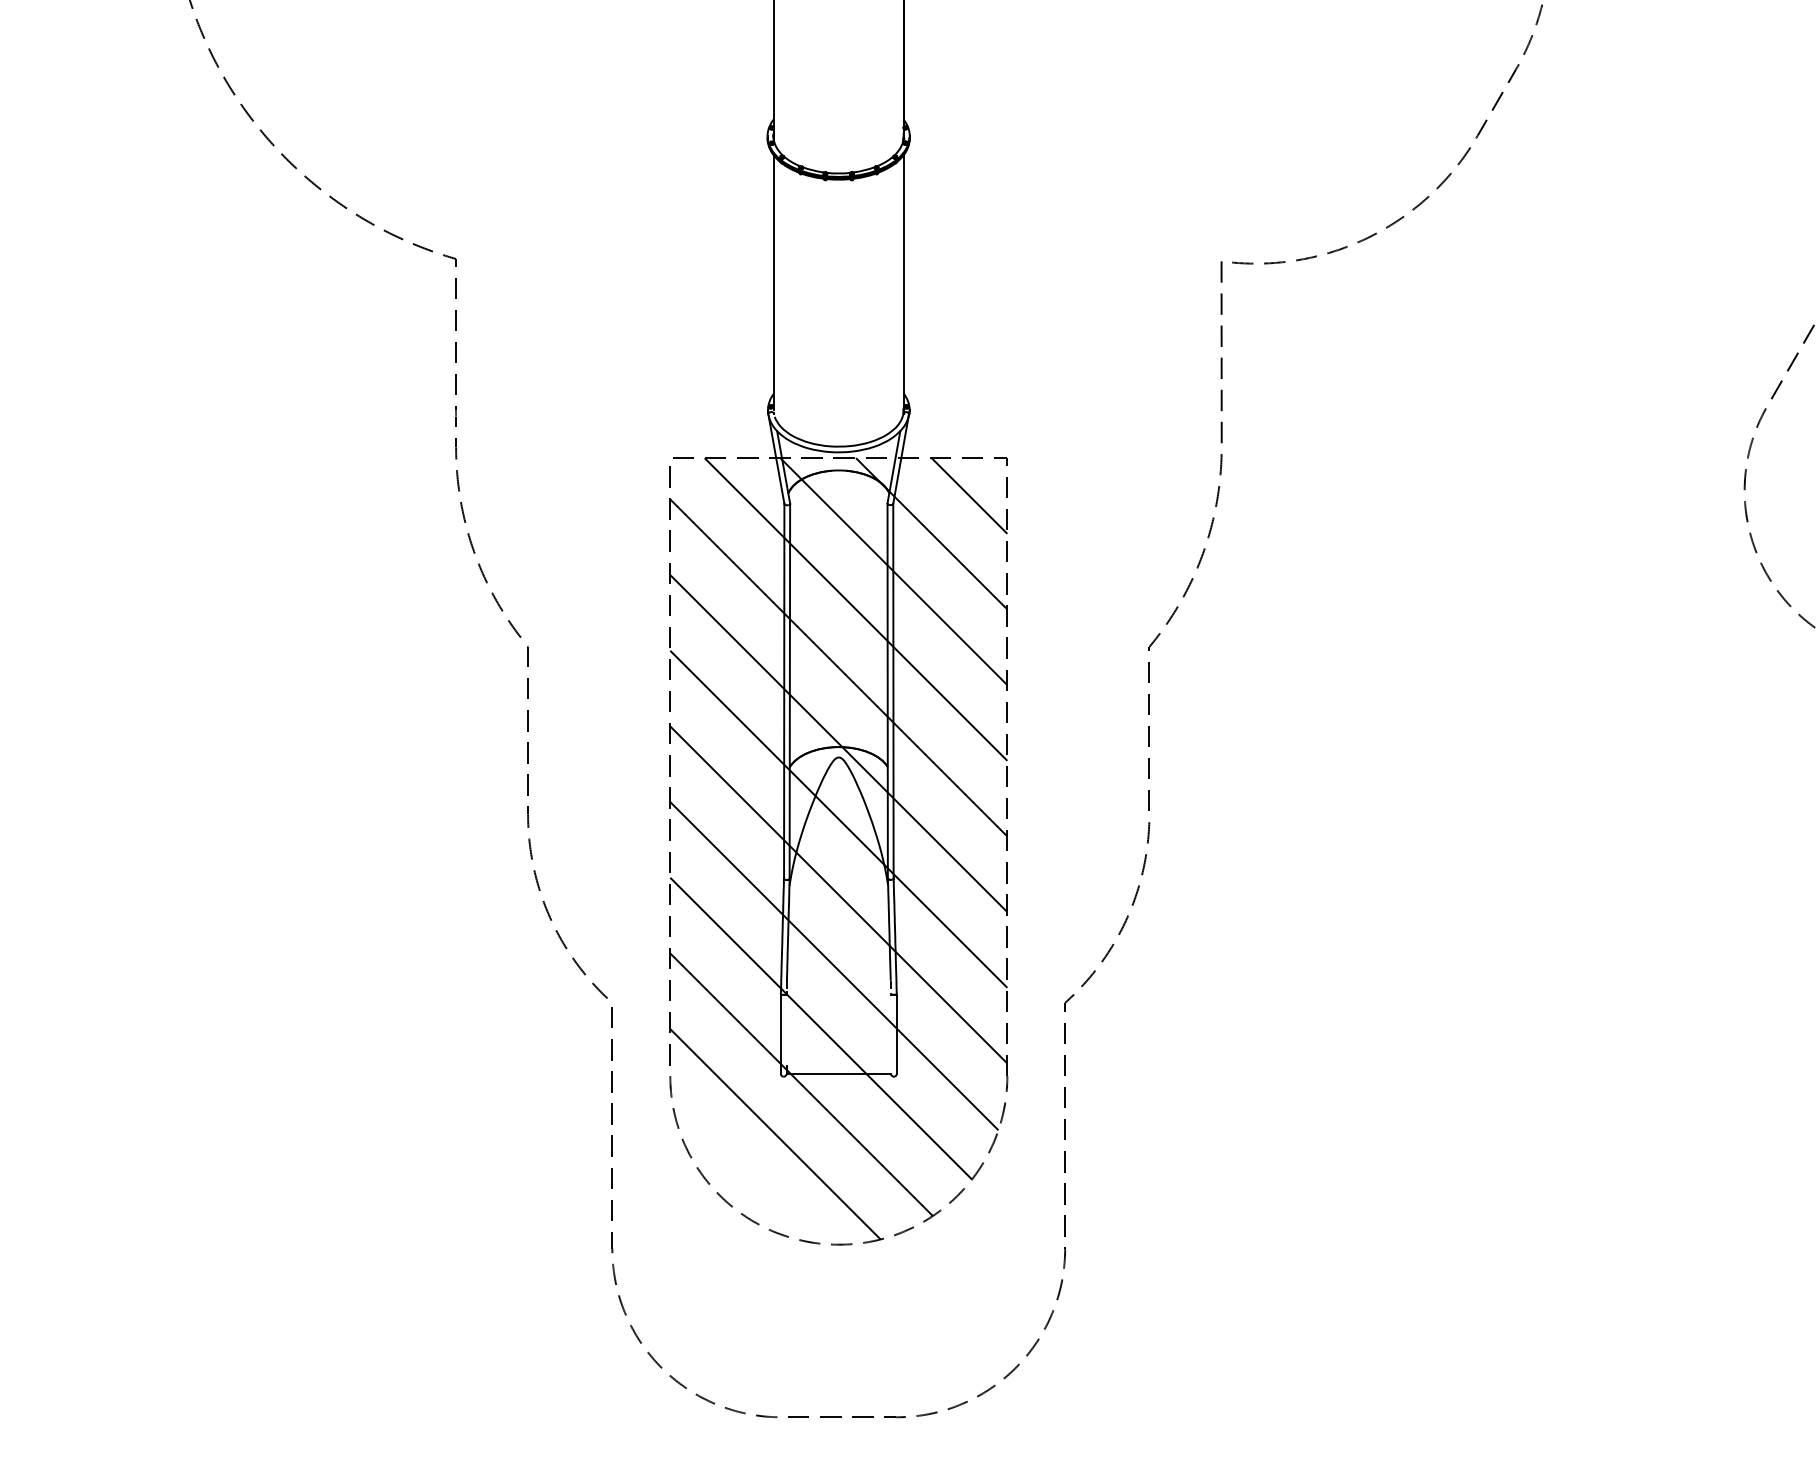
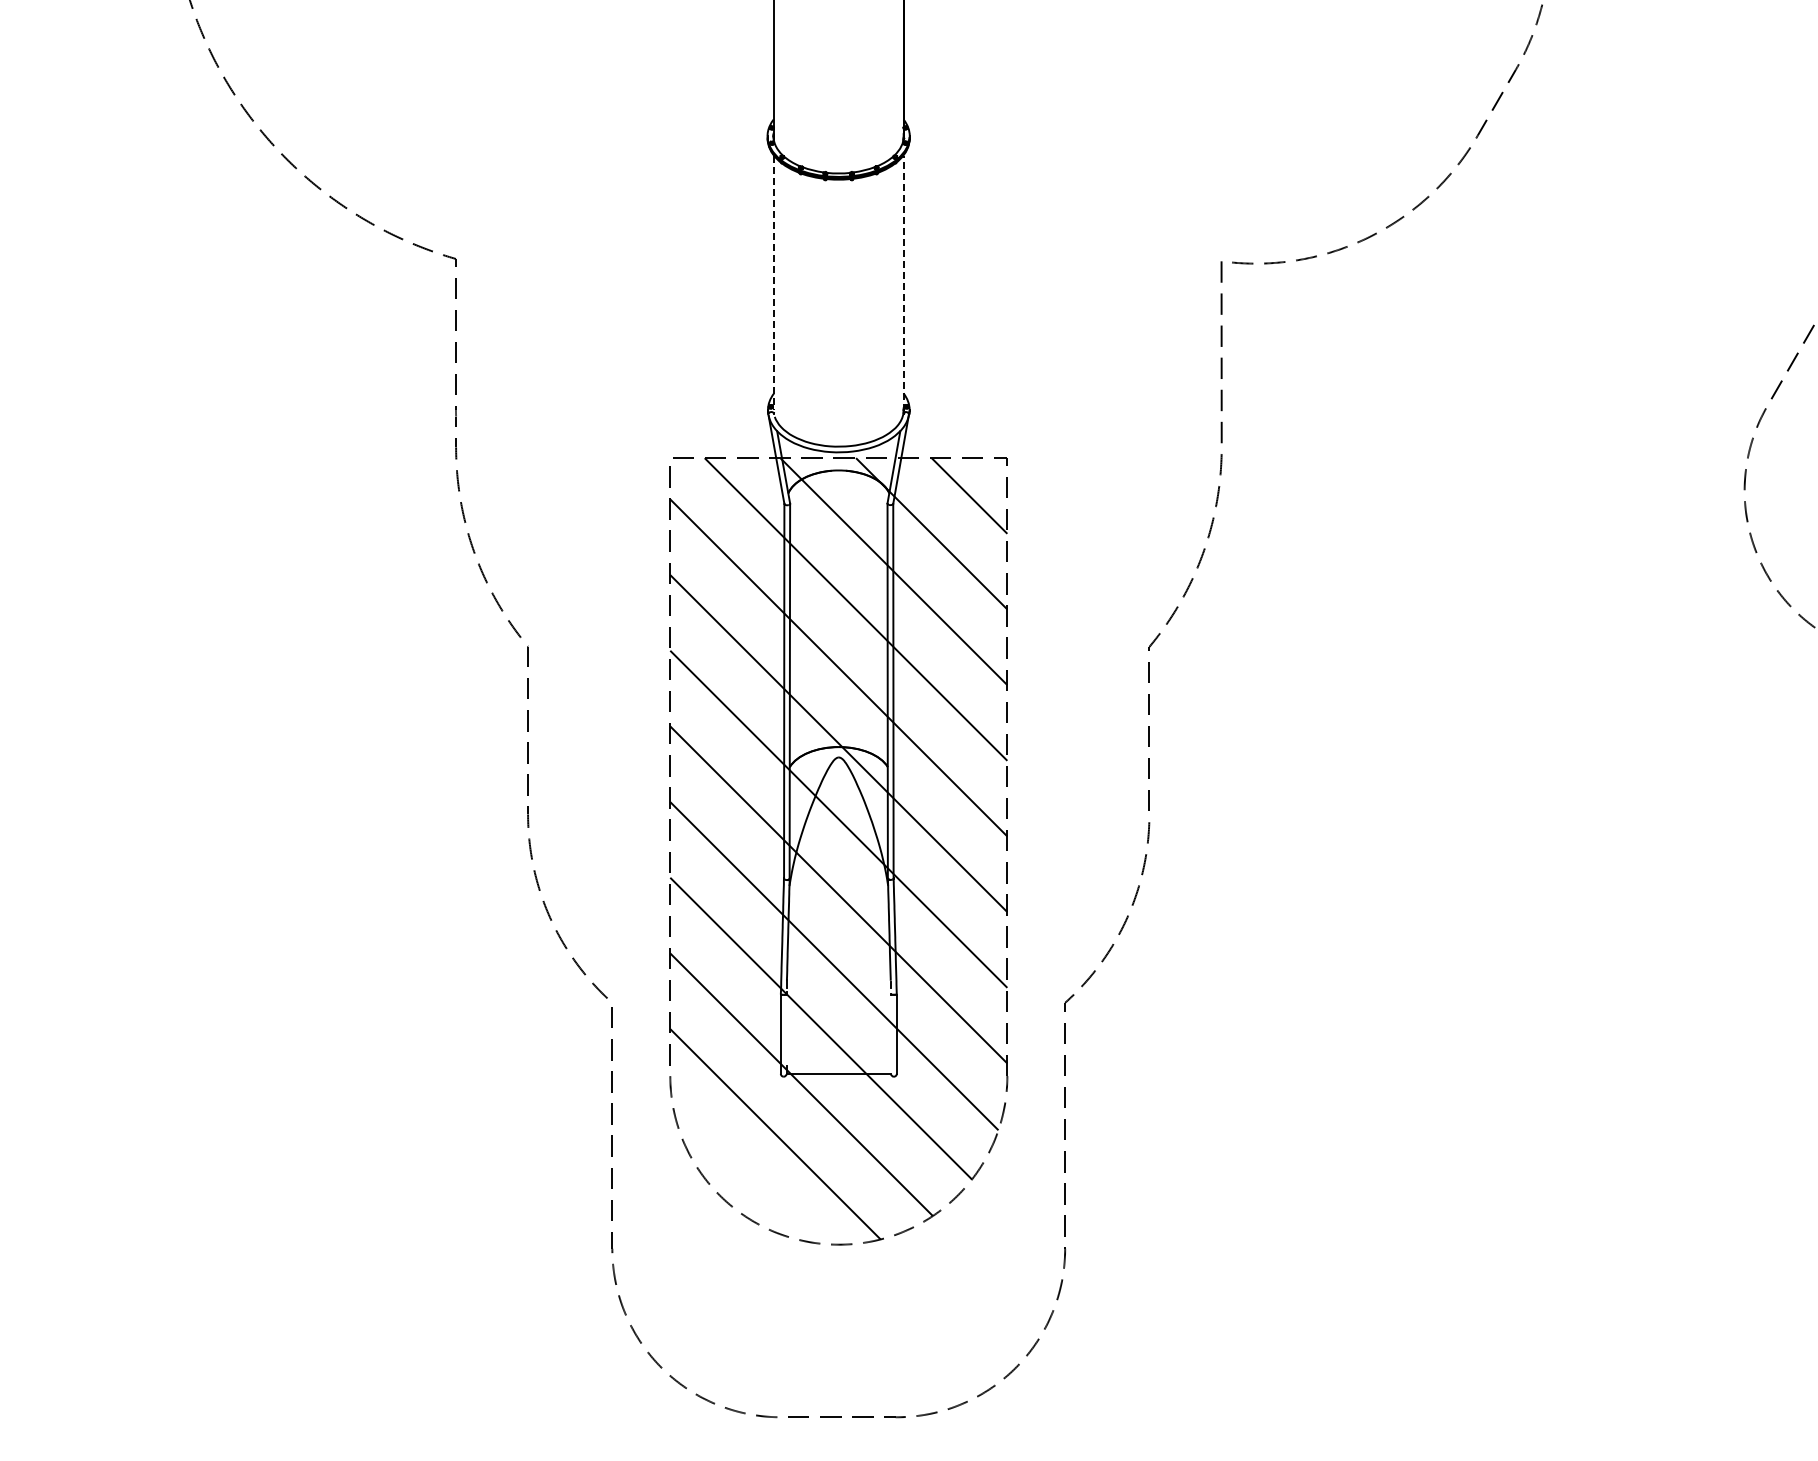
line: solid -> dashed (773, 283)
line: solid -> dashed (903, 283)
